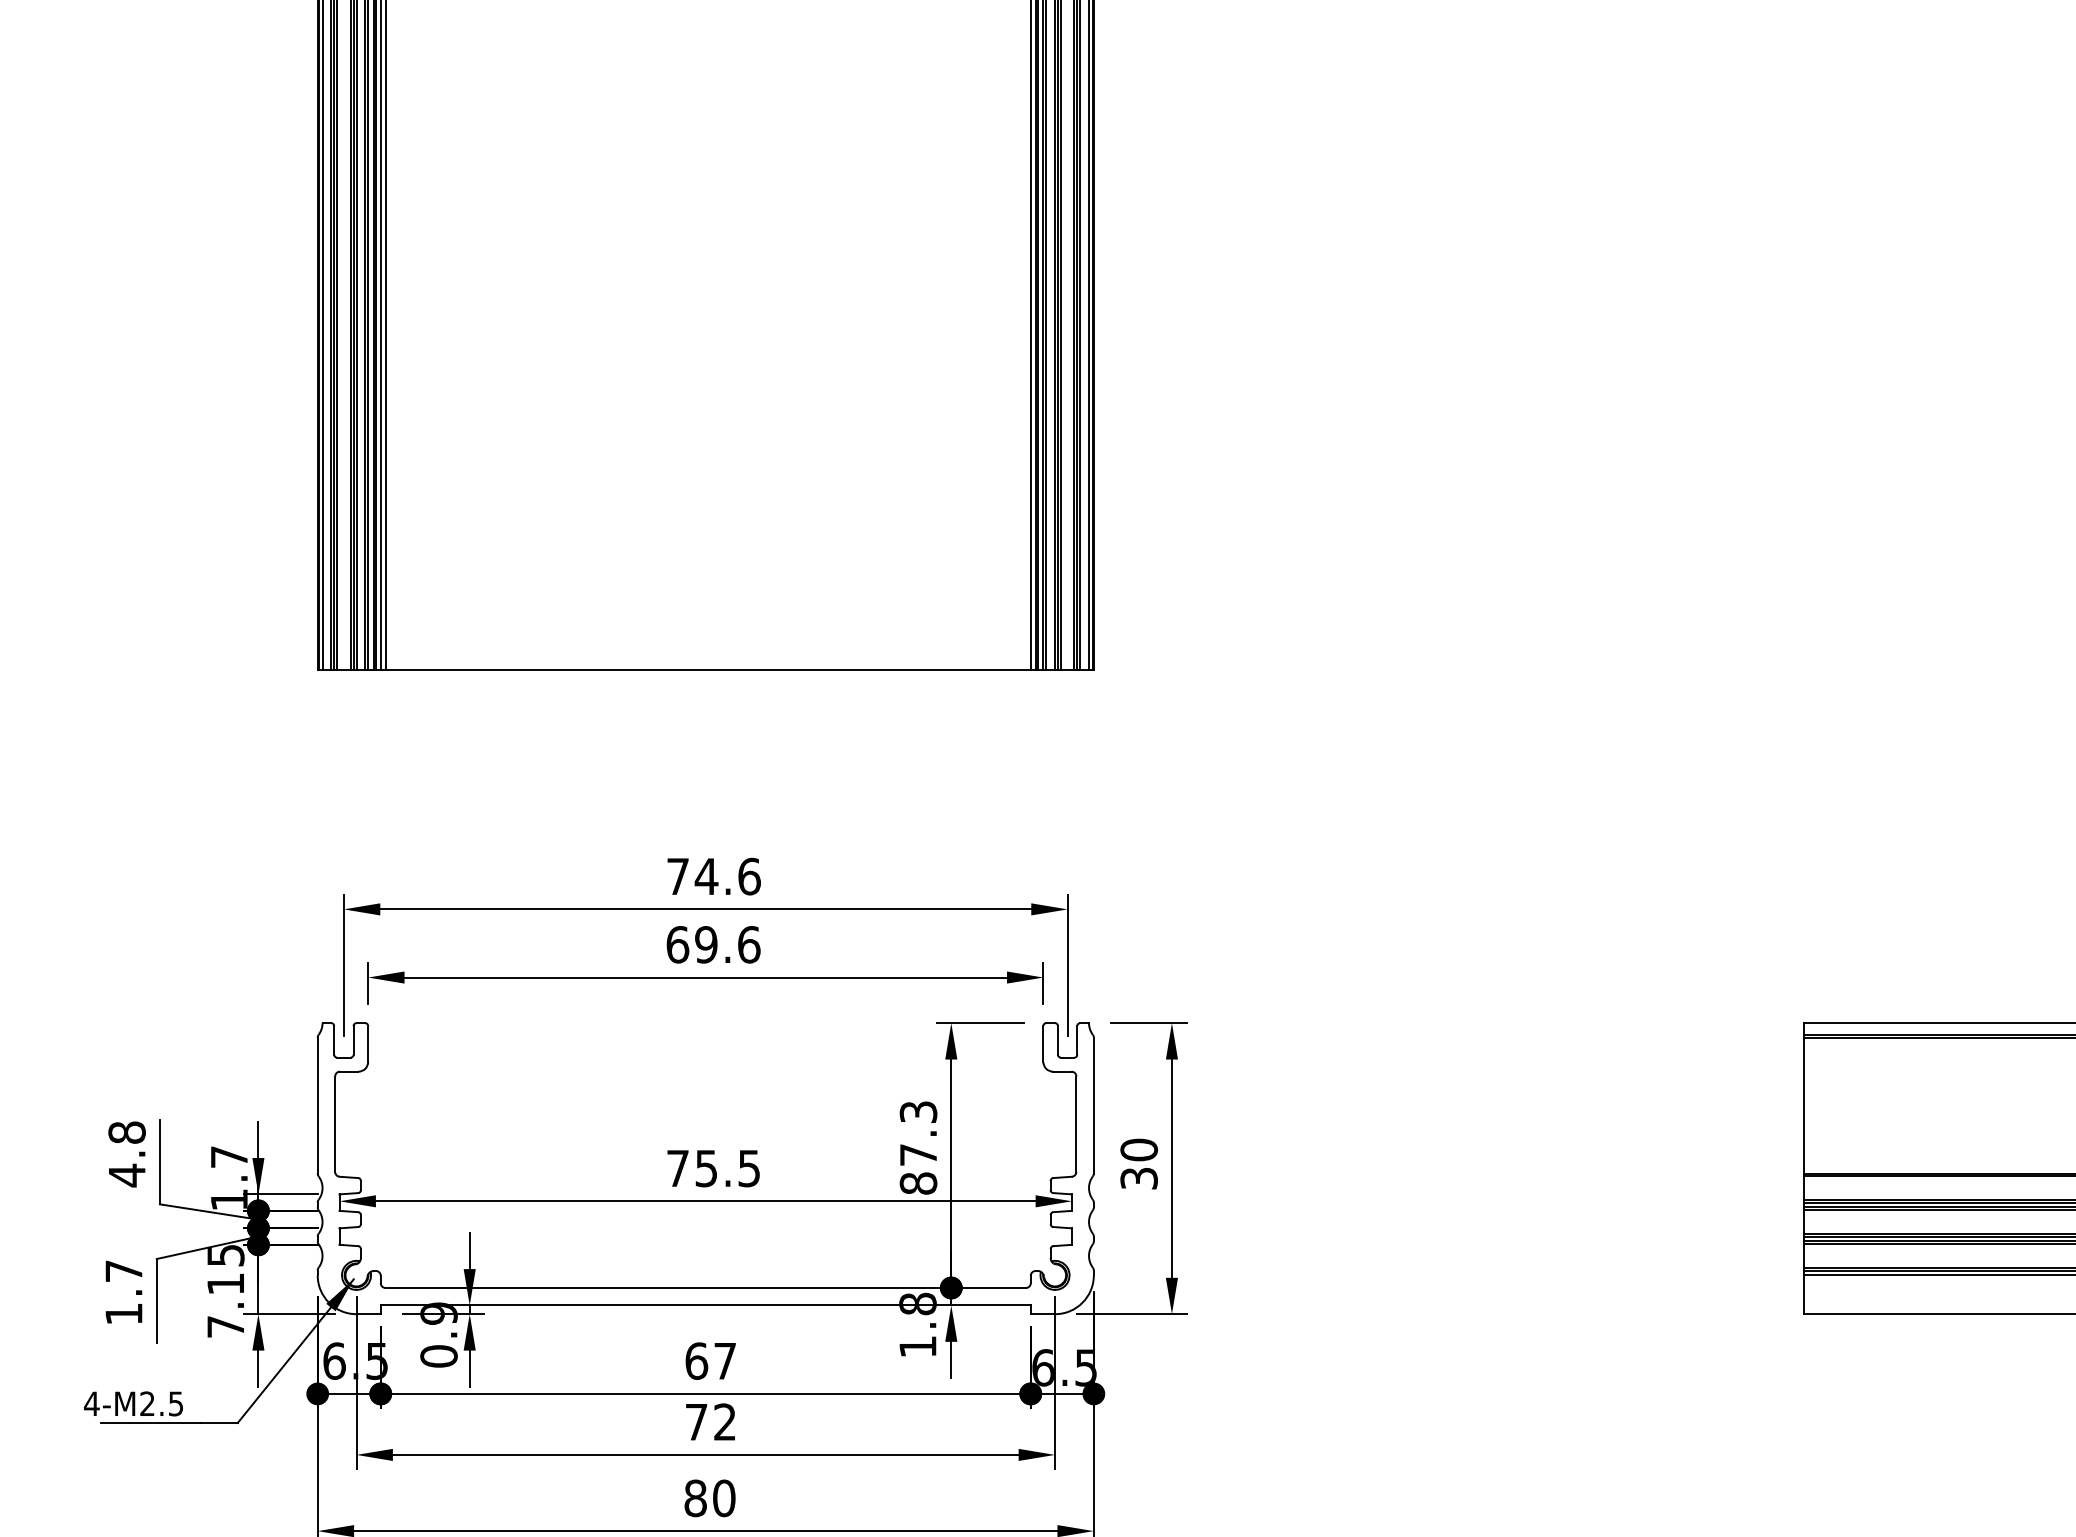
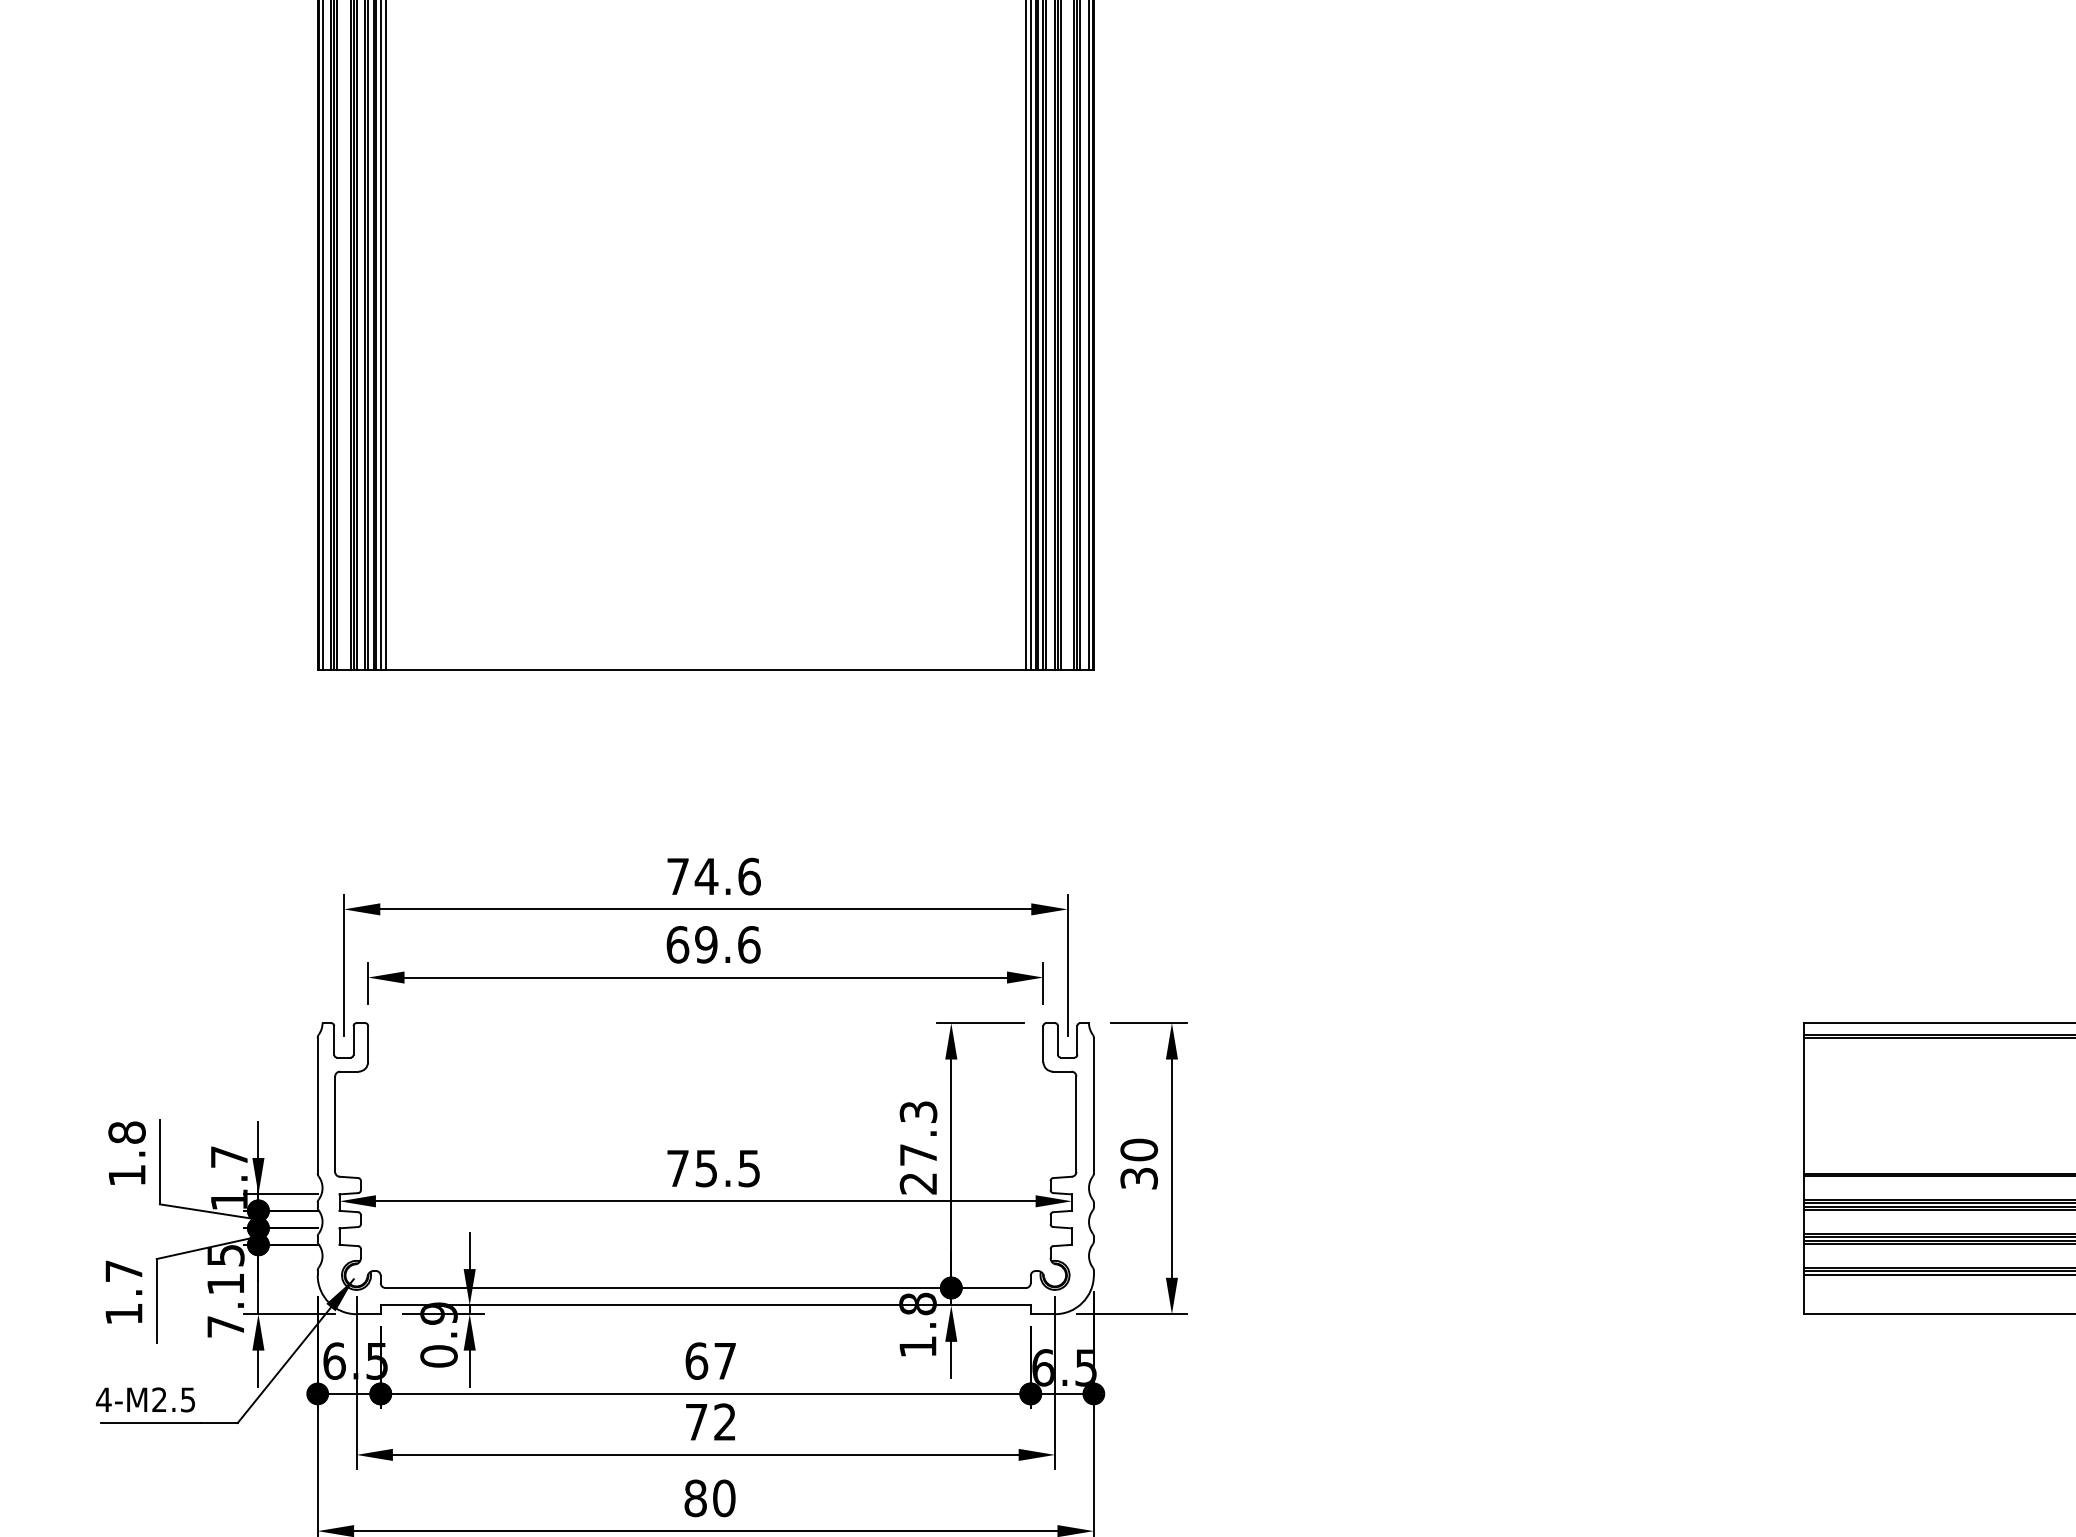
line: none -> present (1025, 335)
text: 4.8 -> 1.8 (127, 1175)
text: 87.3 -> 27.3 (918, 1183)
text position: (133, 1403) -> (145, 1399) (145, 1399)
